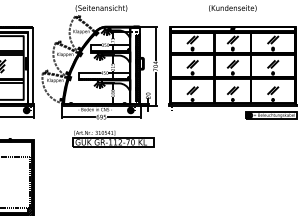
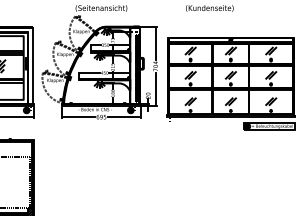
text position: (232, 8) -> (209, 8) (209, 8)
part position: (232, 72) -> (230, 83) (230, 83)
part: present -> none (113, 138)
